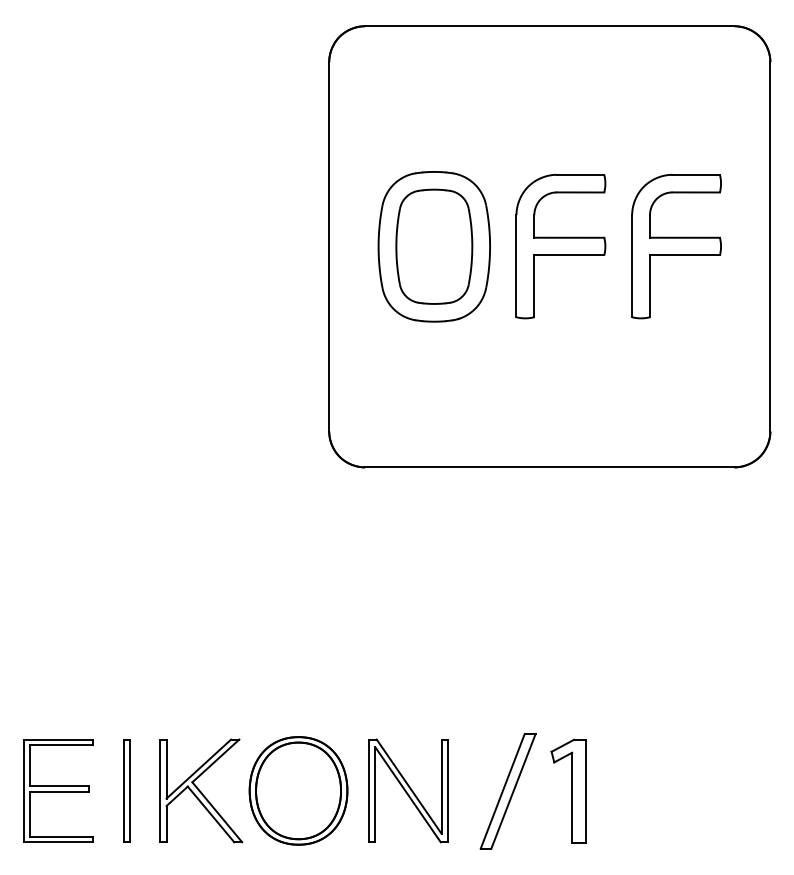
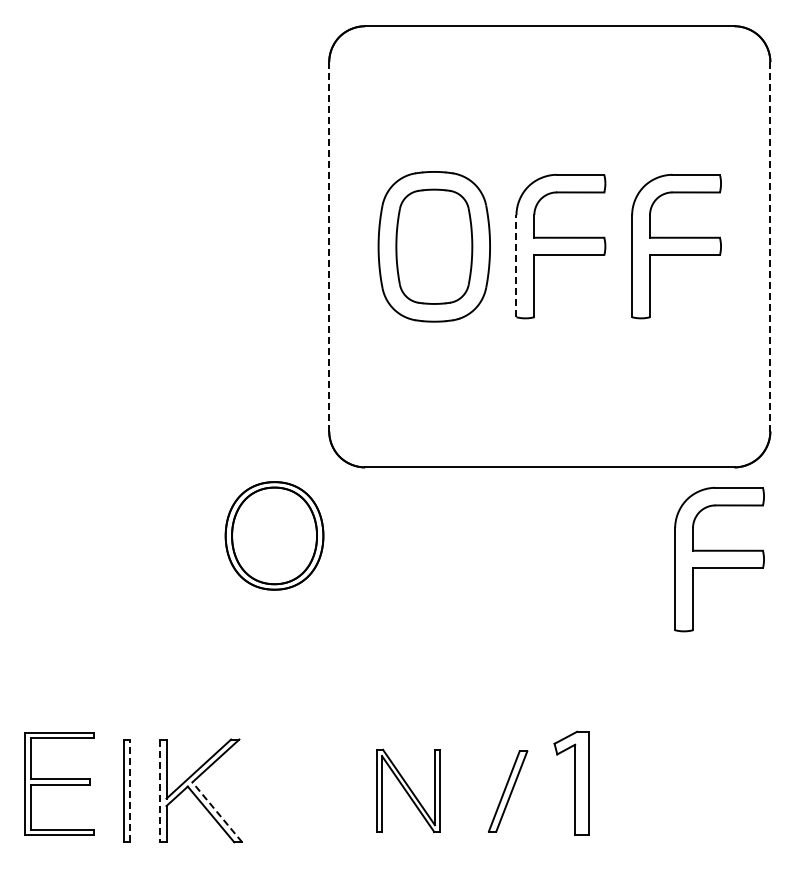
line: solid -> dashed (329, 246)
line: solid -> dashed (770, 246)
line: solid -> dashed (516, 265)
part: none -> present (719, 559)
part position: (58, 790) -> (59, 783) (59, 783)
line: solid -> dashed (130, 790)
part position: (298, 790) -> (274, 535) (274, 535)
part size: 81x106 px -> 65x86 px (408, 790)
part position: (568, 790) -> (571, 782) (571, 782)
line: solid -> dashed (160, 791)
part size: 58x117 px -> 41x83 px (508, 791)
line: solid -> dashed (217, 812)
